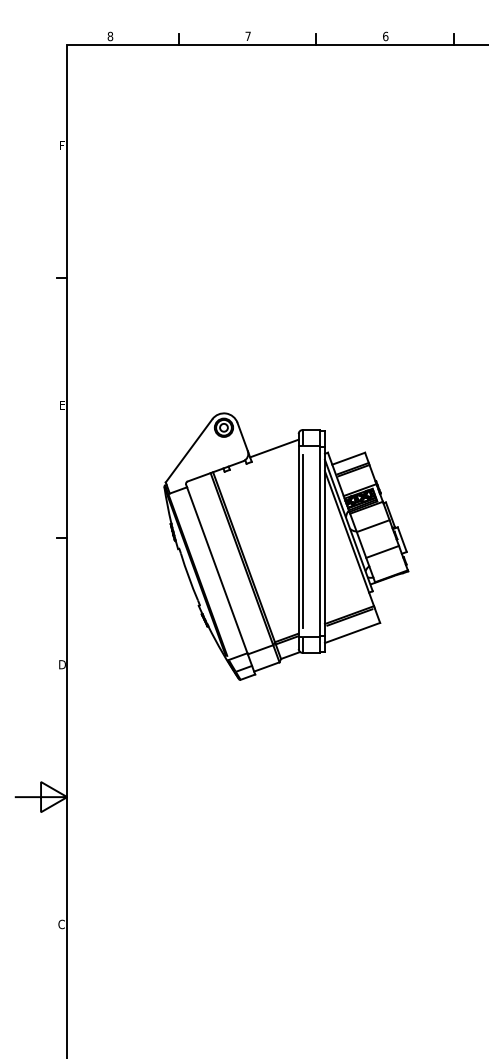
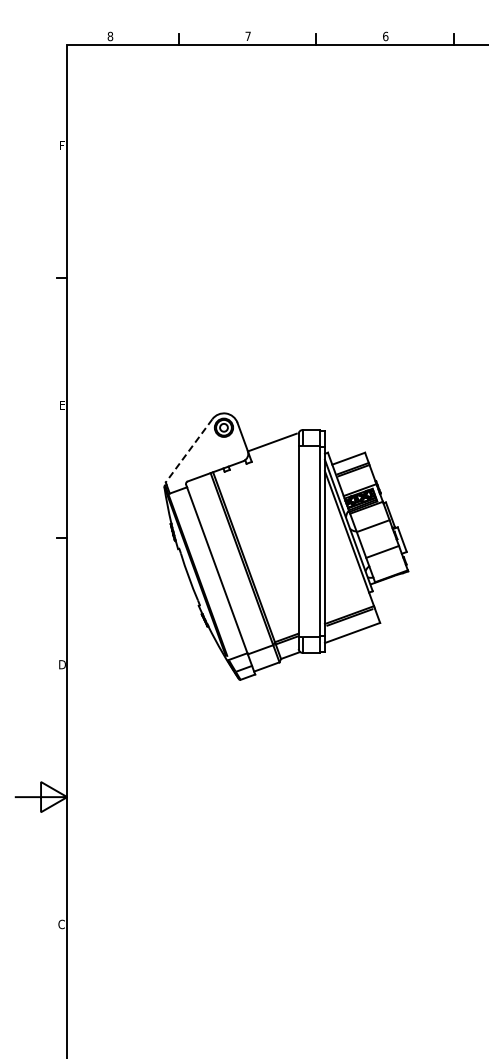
line position: (274, 448) -> (272, 442) (272, 442)
line: solid -> dashed (188, 451)
line: present -> none (302, 541)
